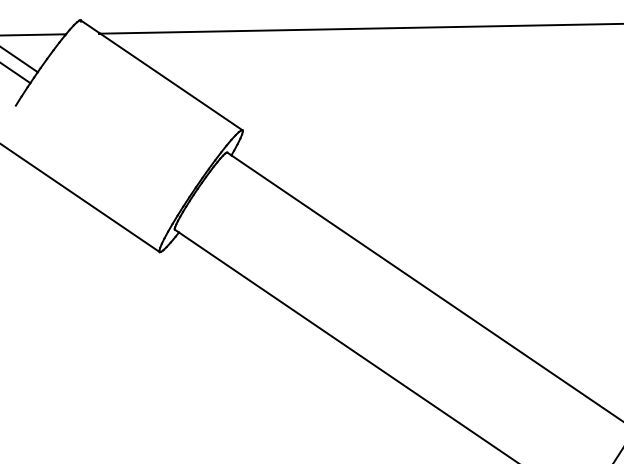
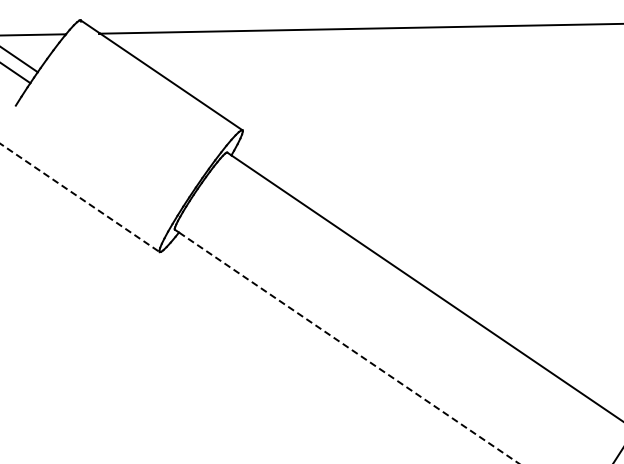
line: solid -> dashed (80, 198)
line: solid -> dashed (349, 348)
